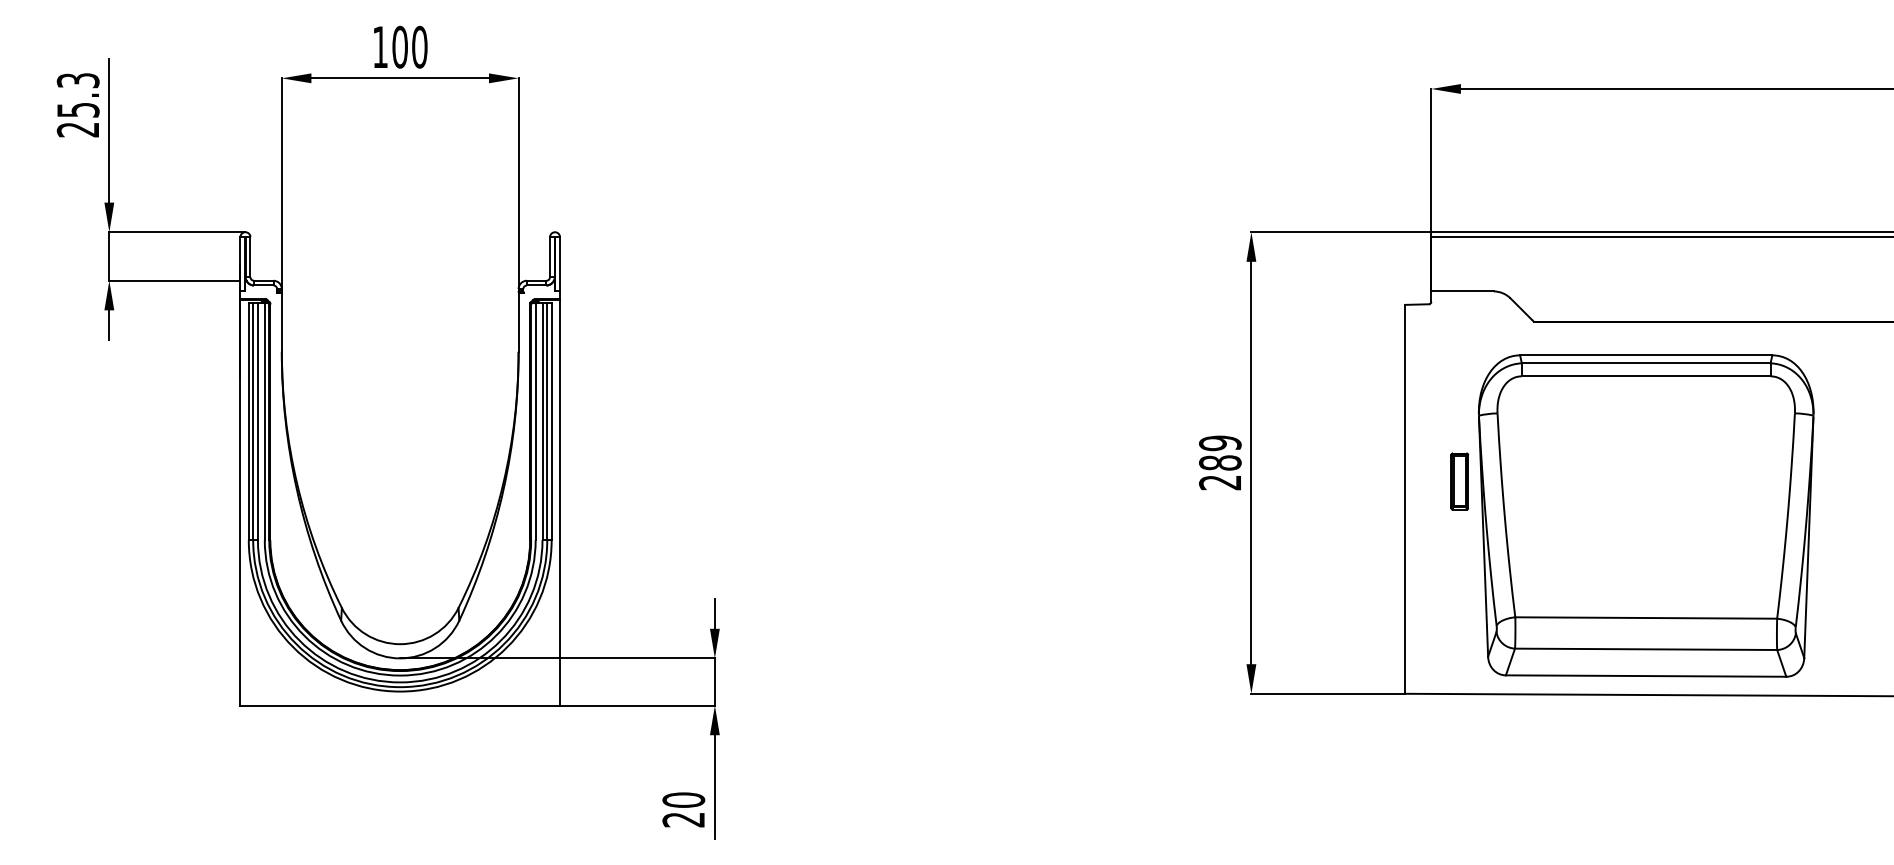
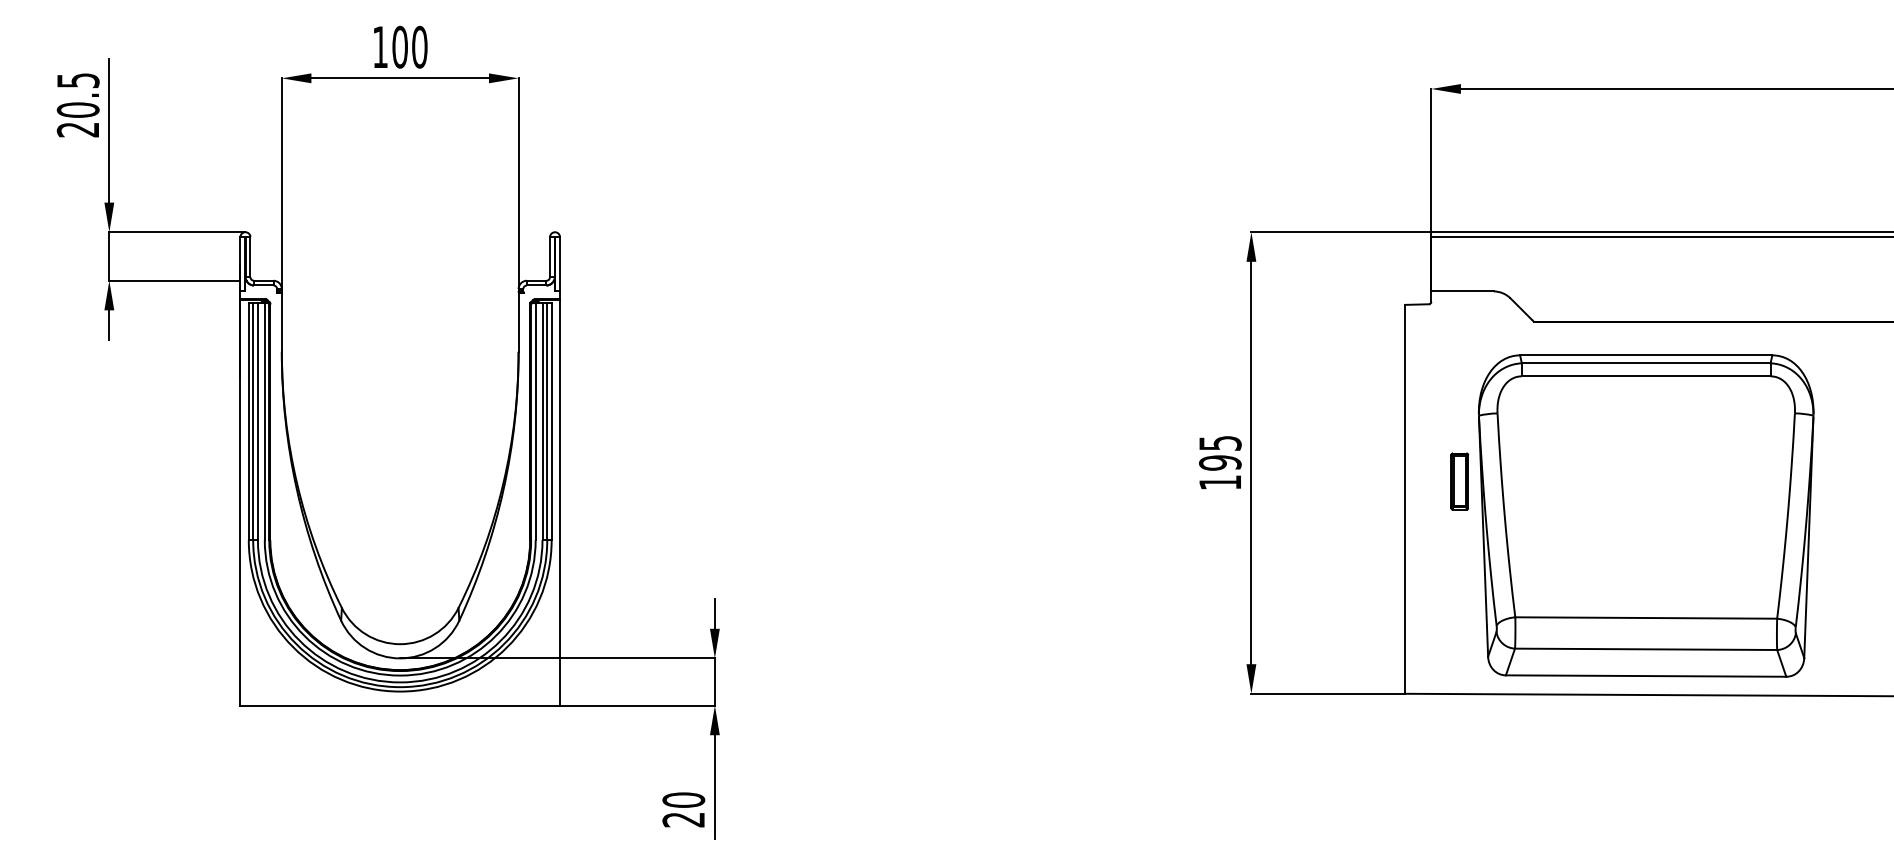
text: 25.3 -> 20.5 (77, 95)
text: 289 -> 195 (1220, 462)
